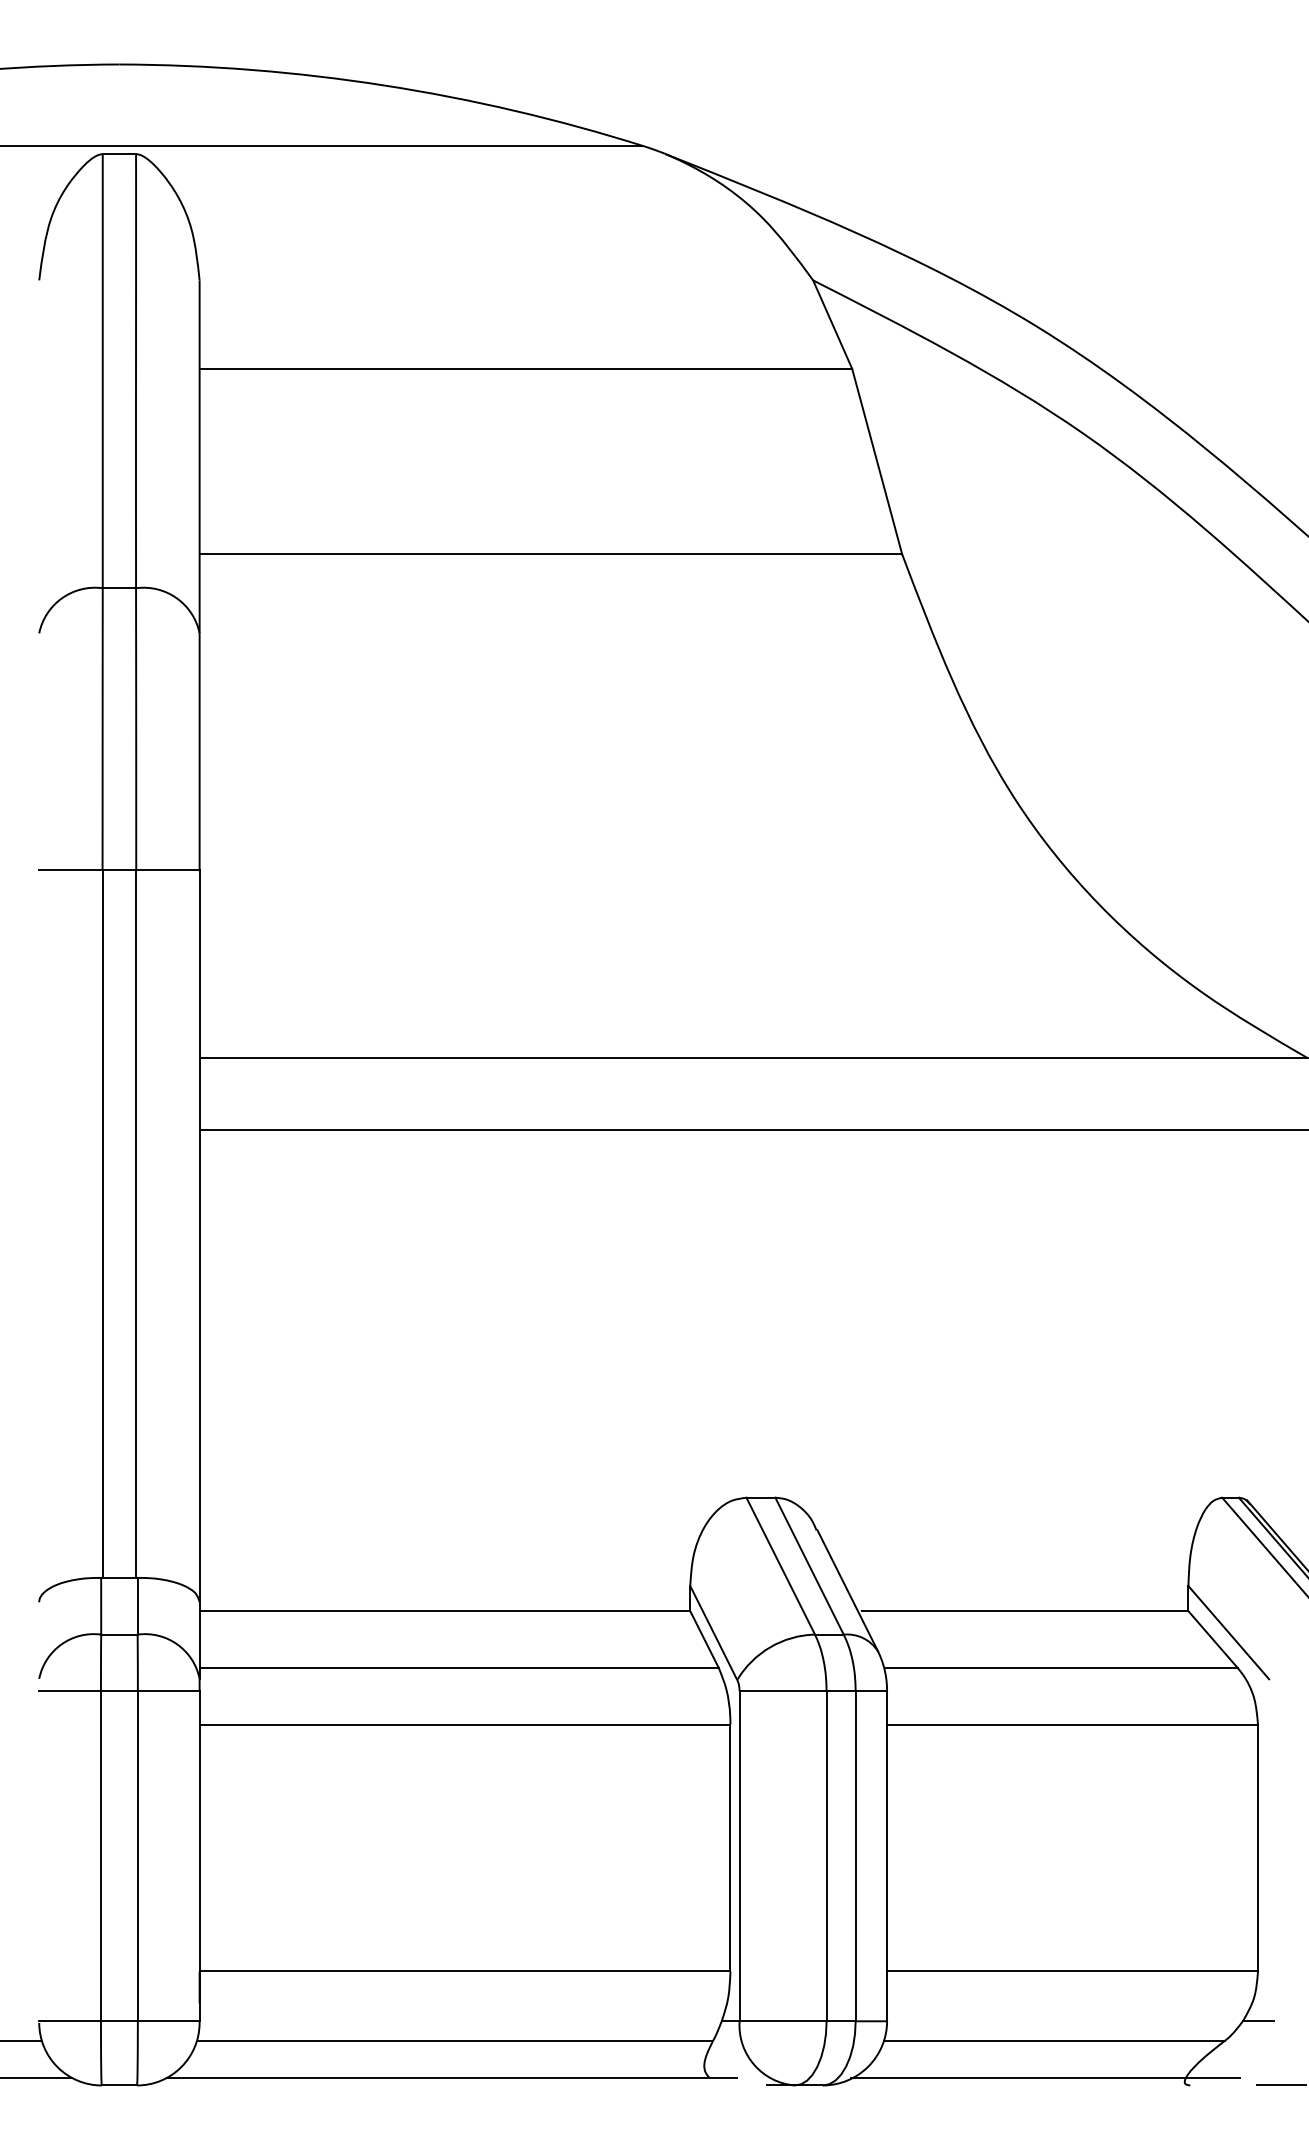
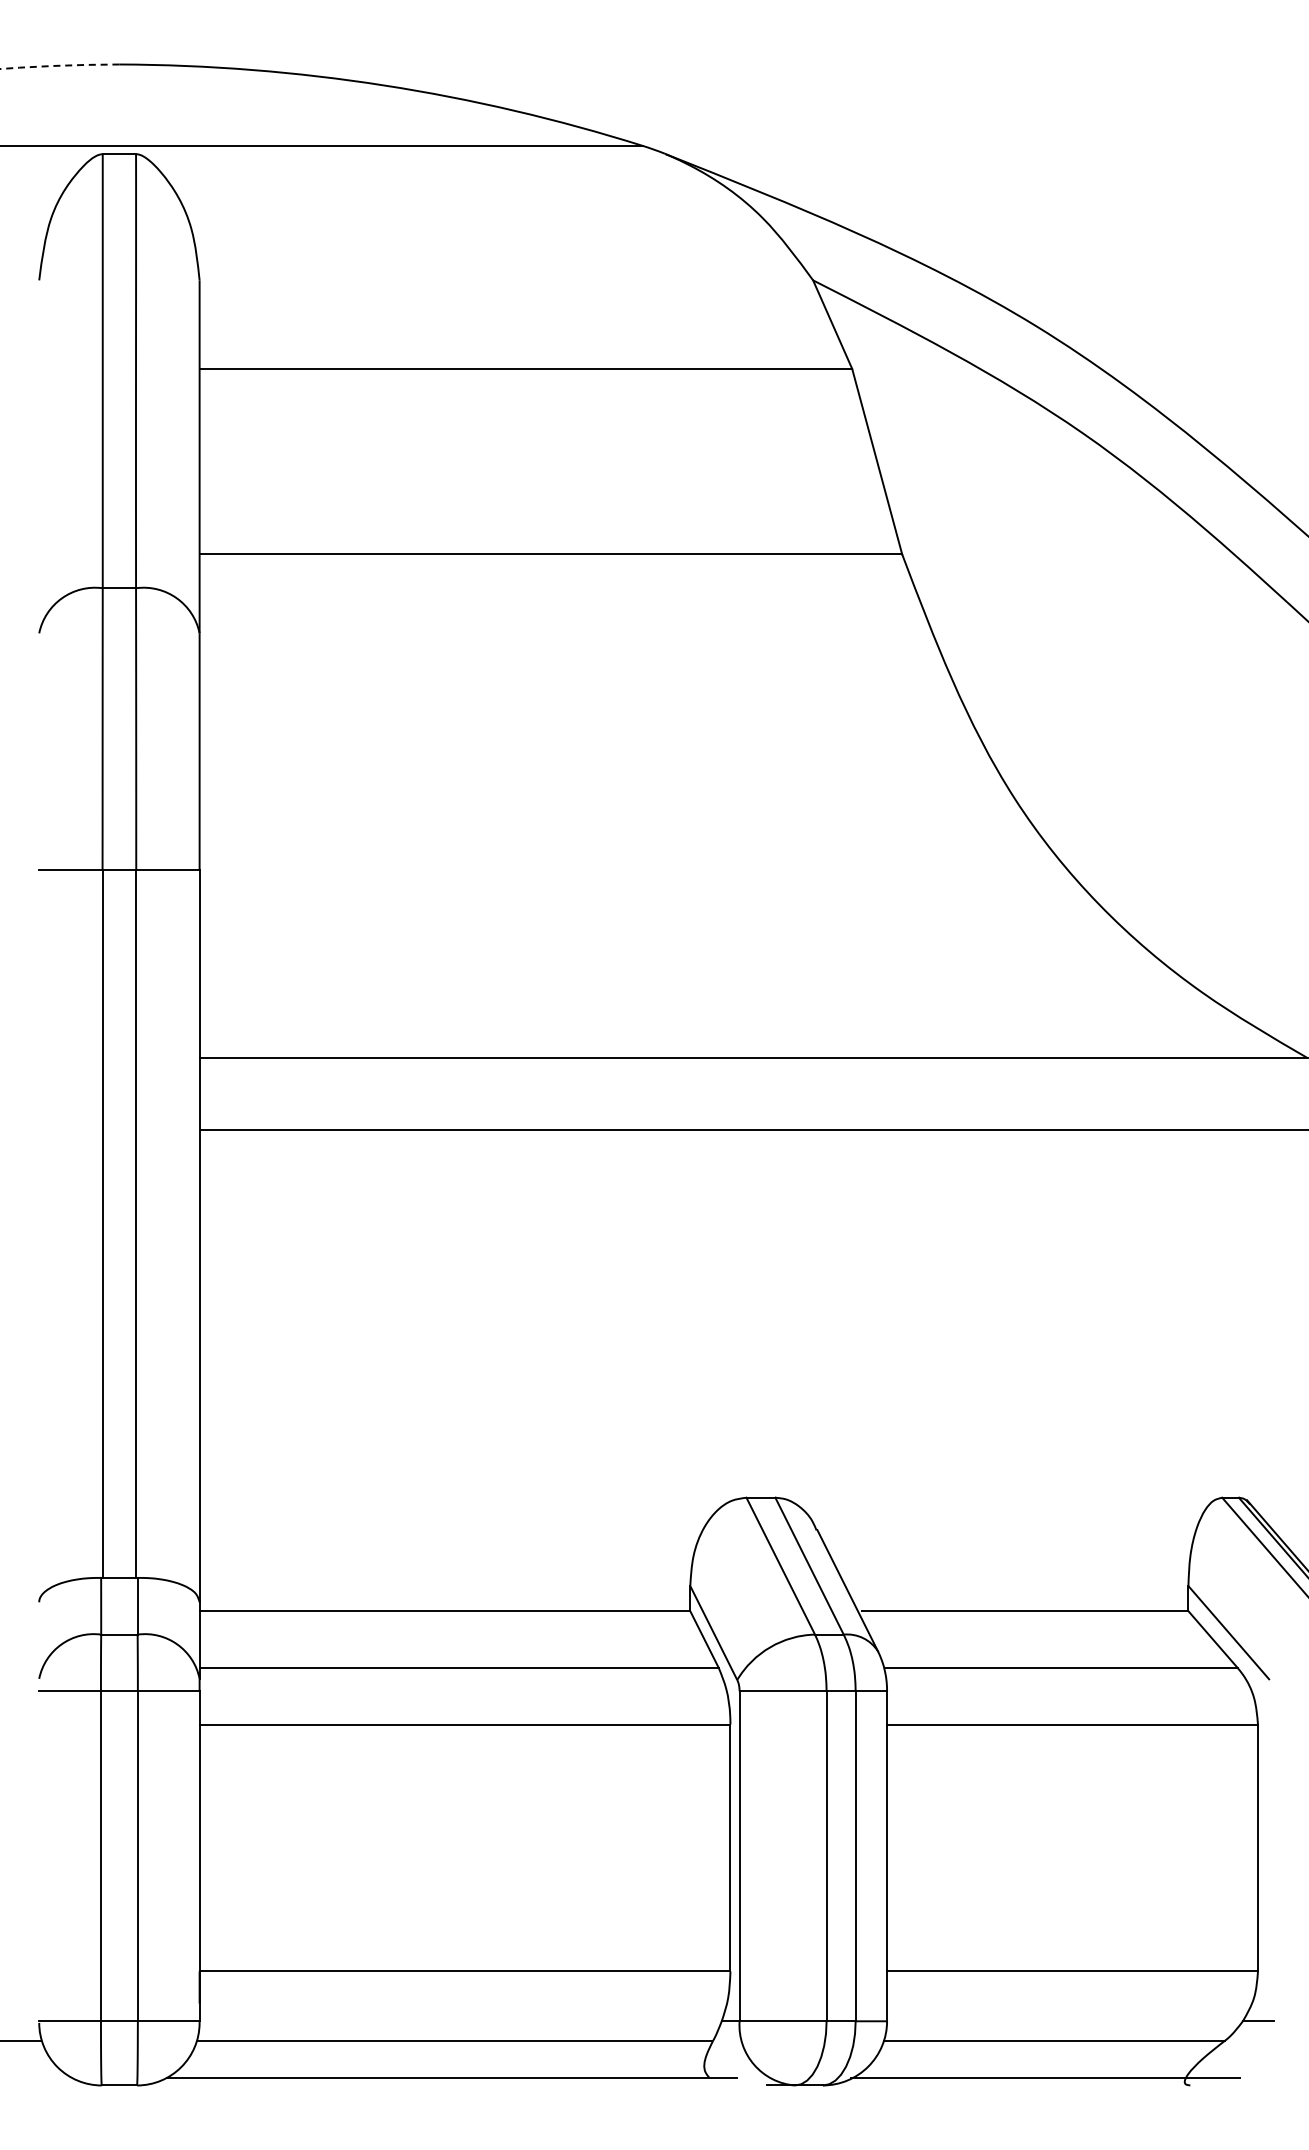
arc: solid -> dashed (58, 65)
line: present -> none (36, 2077)
line: present -> none (1281, 2085)
